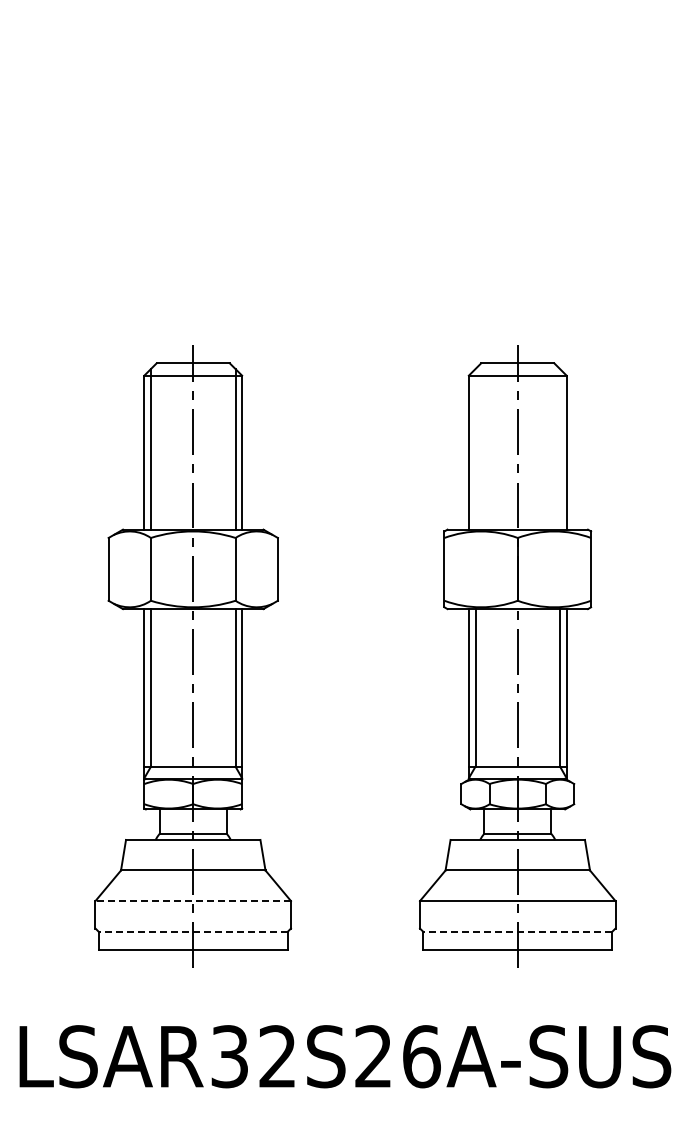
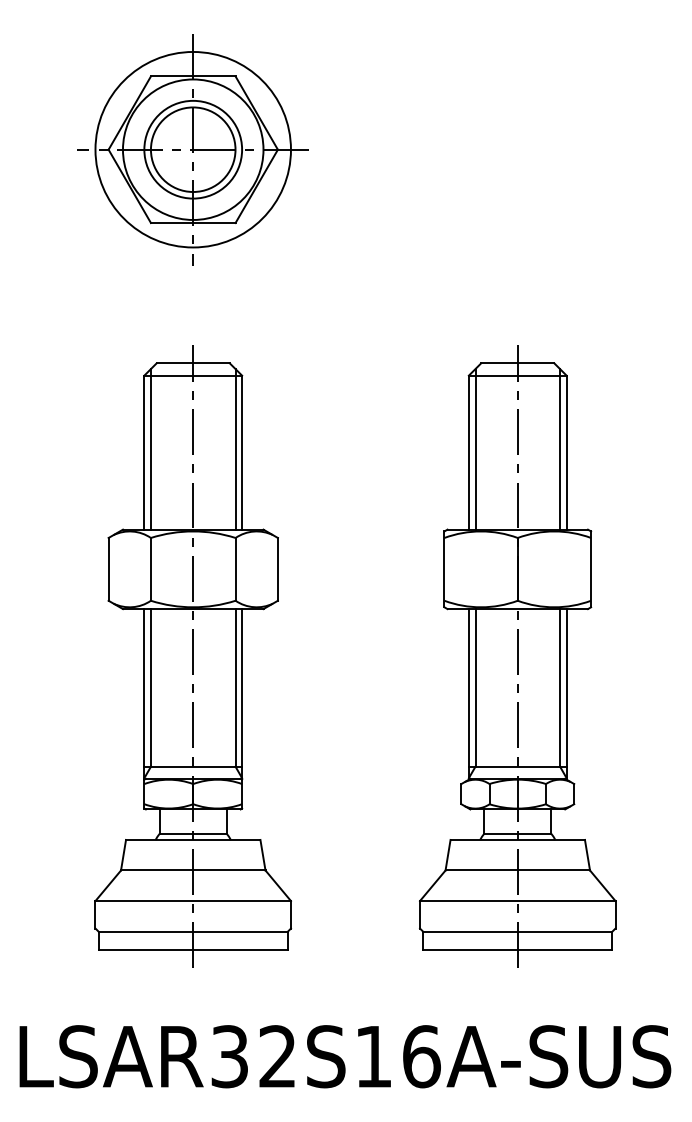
part: none -> present (192, 149)
line: none -> present (475, 449)
line: none -> present (560, 449)
line: dashed -> solid (193, 901)
line: dashed -> solid (193, 931)
line: dashed -> solid (517, 931)
text: LSAR32S26A-SUS -> LSAR32S16A-SUS (372, 1056)
